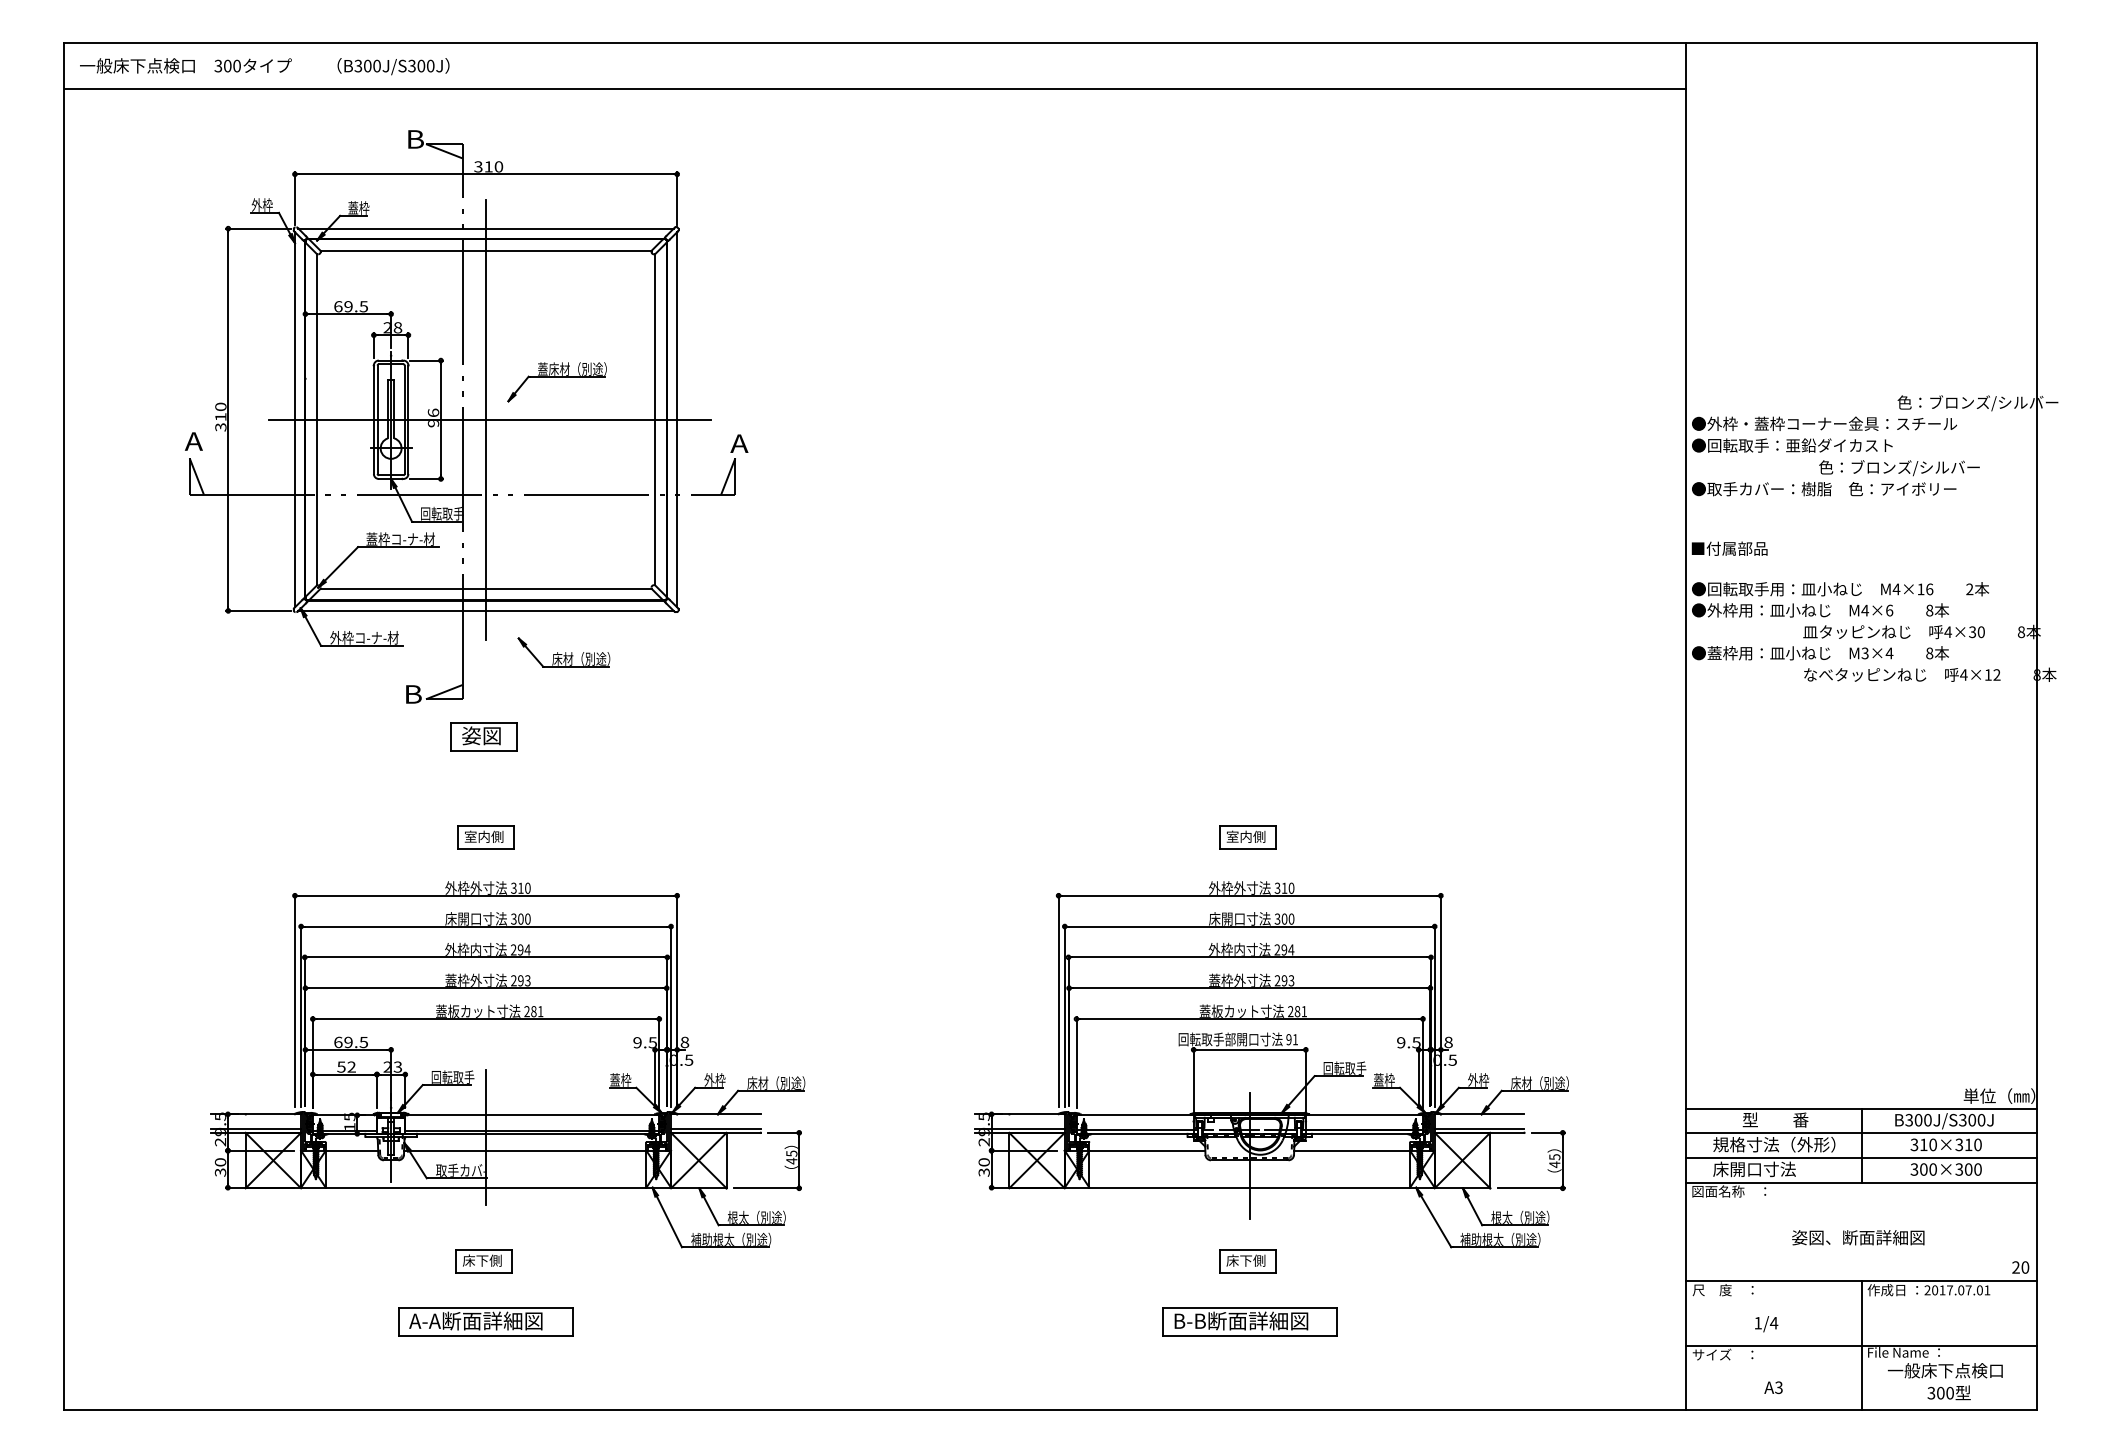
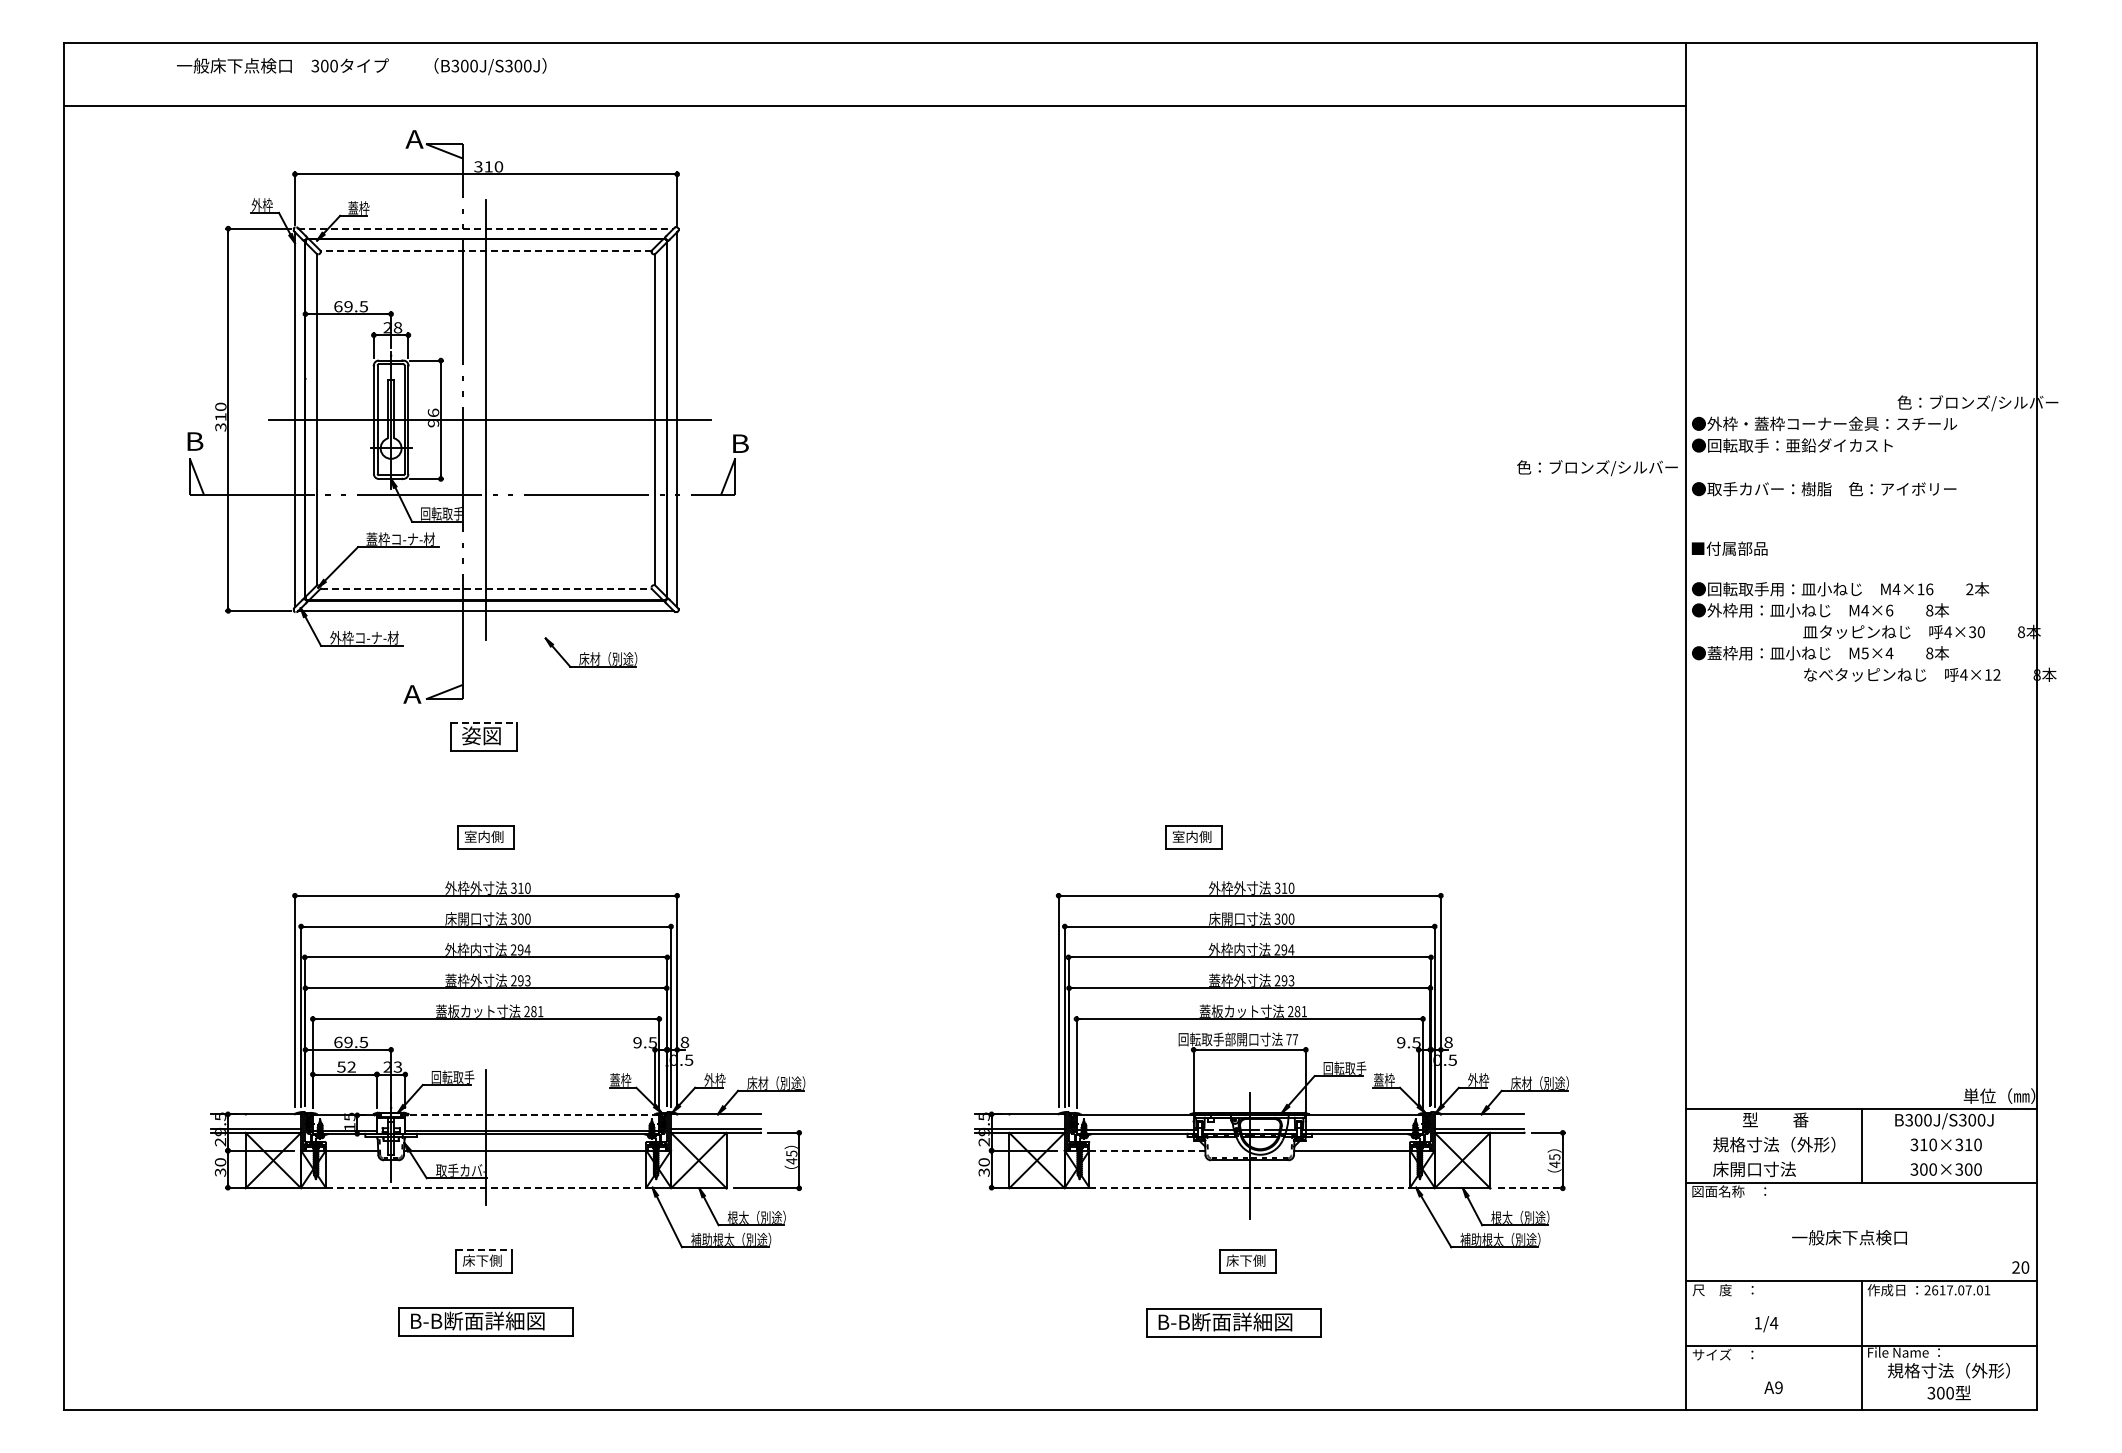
text position: (264, 66) -> (361, 66) (361, 66)
line position: (875, 89) -> (875, 106) (875, 106)
text: B -> A (414, 139)
line: solid -> dashed (486, 228)
line: solid -> dashed (486, 250)
part: present -> none (556, 382)
text: A -> B (193, 441)
text: A -> B (739, 443)
text position: (1899, 468) -> (1597, 468) (1597, 468)
line: solid -> dashed (486, 588)
part position: (563, 652) -> (590, 652) (590, 652)
text: M3×4 -> M5×4 (1865, 652)
text: B -> A (412, 694)
line: solid -> dashed (484, 722)
part position: (1247, 837) -> (1193, 837) (1193, 837)
text: 91 -> 77 (1292, 1039)
line: solid -> dashed (531, 1115)
line: present -> none (1861, 1133)
line: solid -> dashed (1147, 1150)
line: present -> none (1861, 1158)
line: solid -> dashed (486, 1187)
line: solid -> dashed (1250, 1187)
line: solid -> dashed (1531, 1188)
text: 姿図、断面詳細図 -> 一般床下点検口 (1858, 1237)
line: solid -> dashed (484, 1249)
text: 2017.07.01 -> 2617.07.01 (1935, 1290)
text: A-A断面詳細図 -> B-B断面詳細図 (476, 1320)
part position: (1249, 1321) -> (1233, 1322) (1233, 1322)
text: 一般床下点検口 -> 規格寸法（外形） (1948, 1370)
text: A3 -> A9 (1778, 1387)
